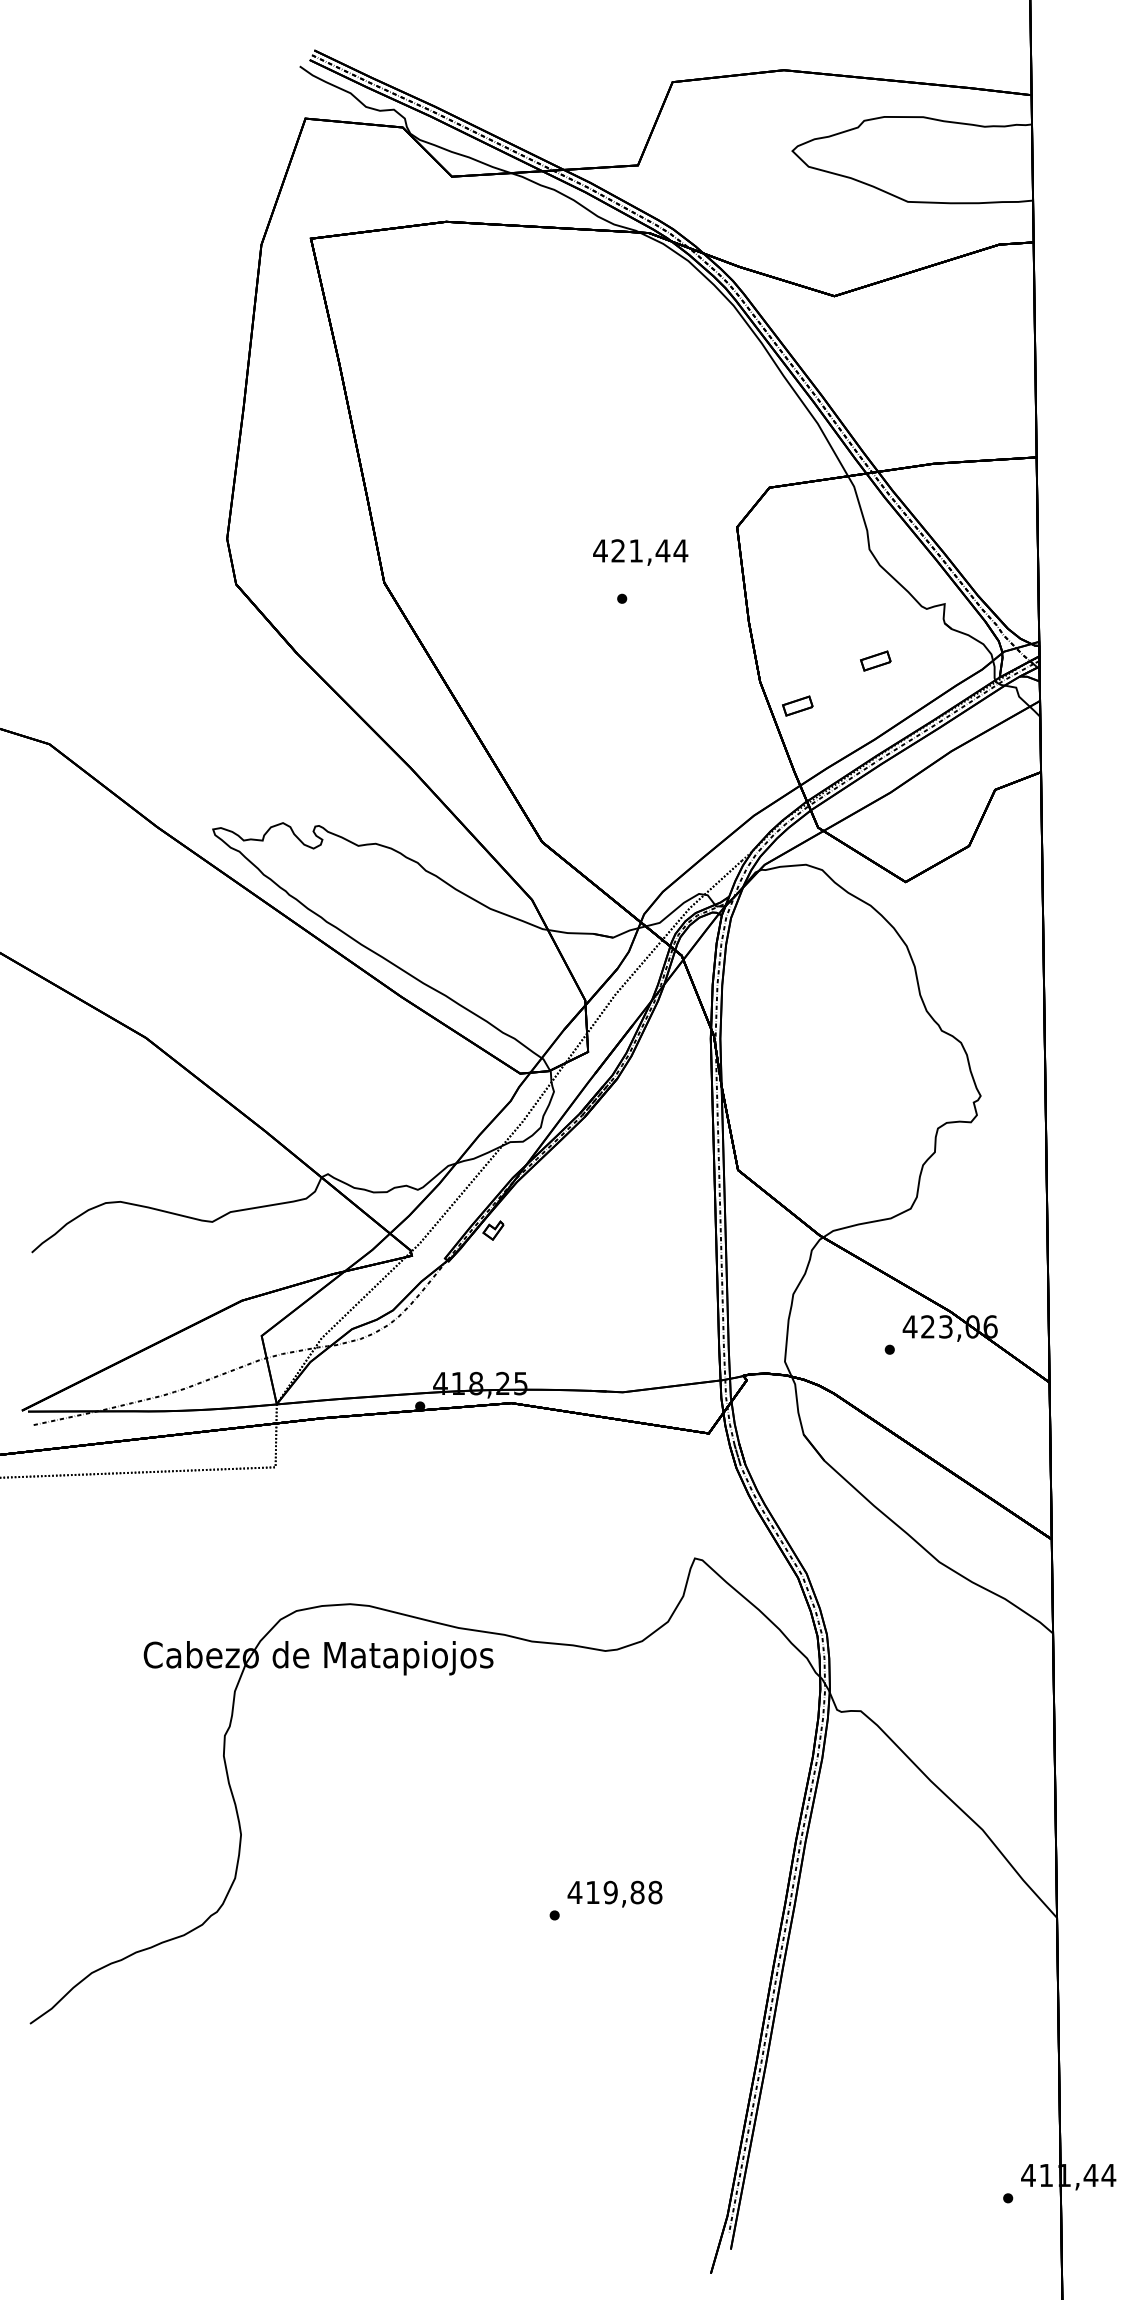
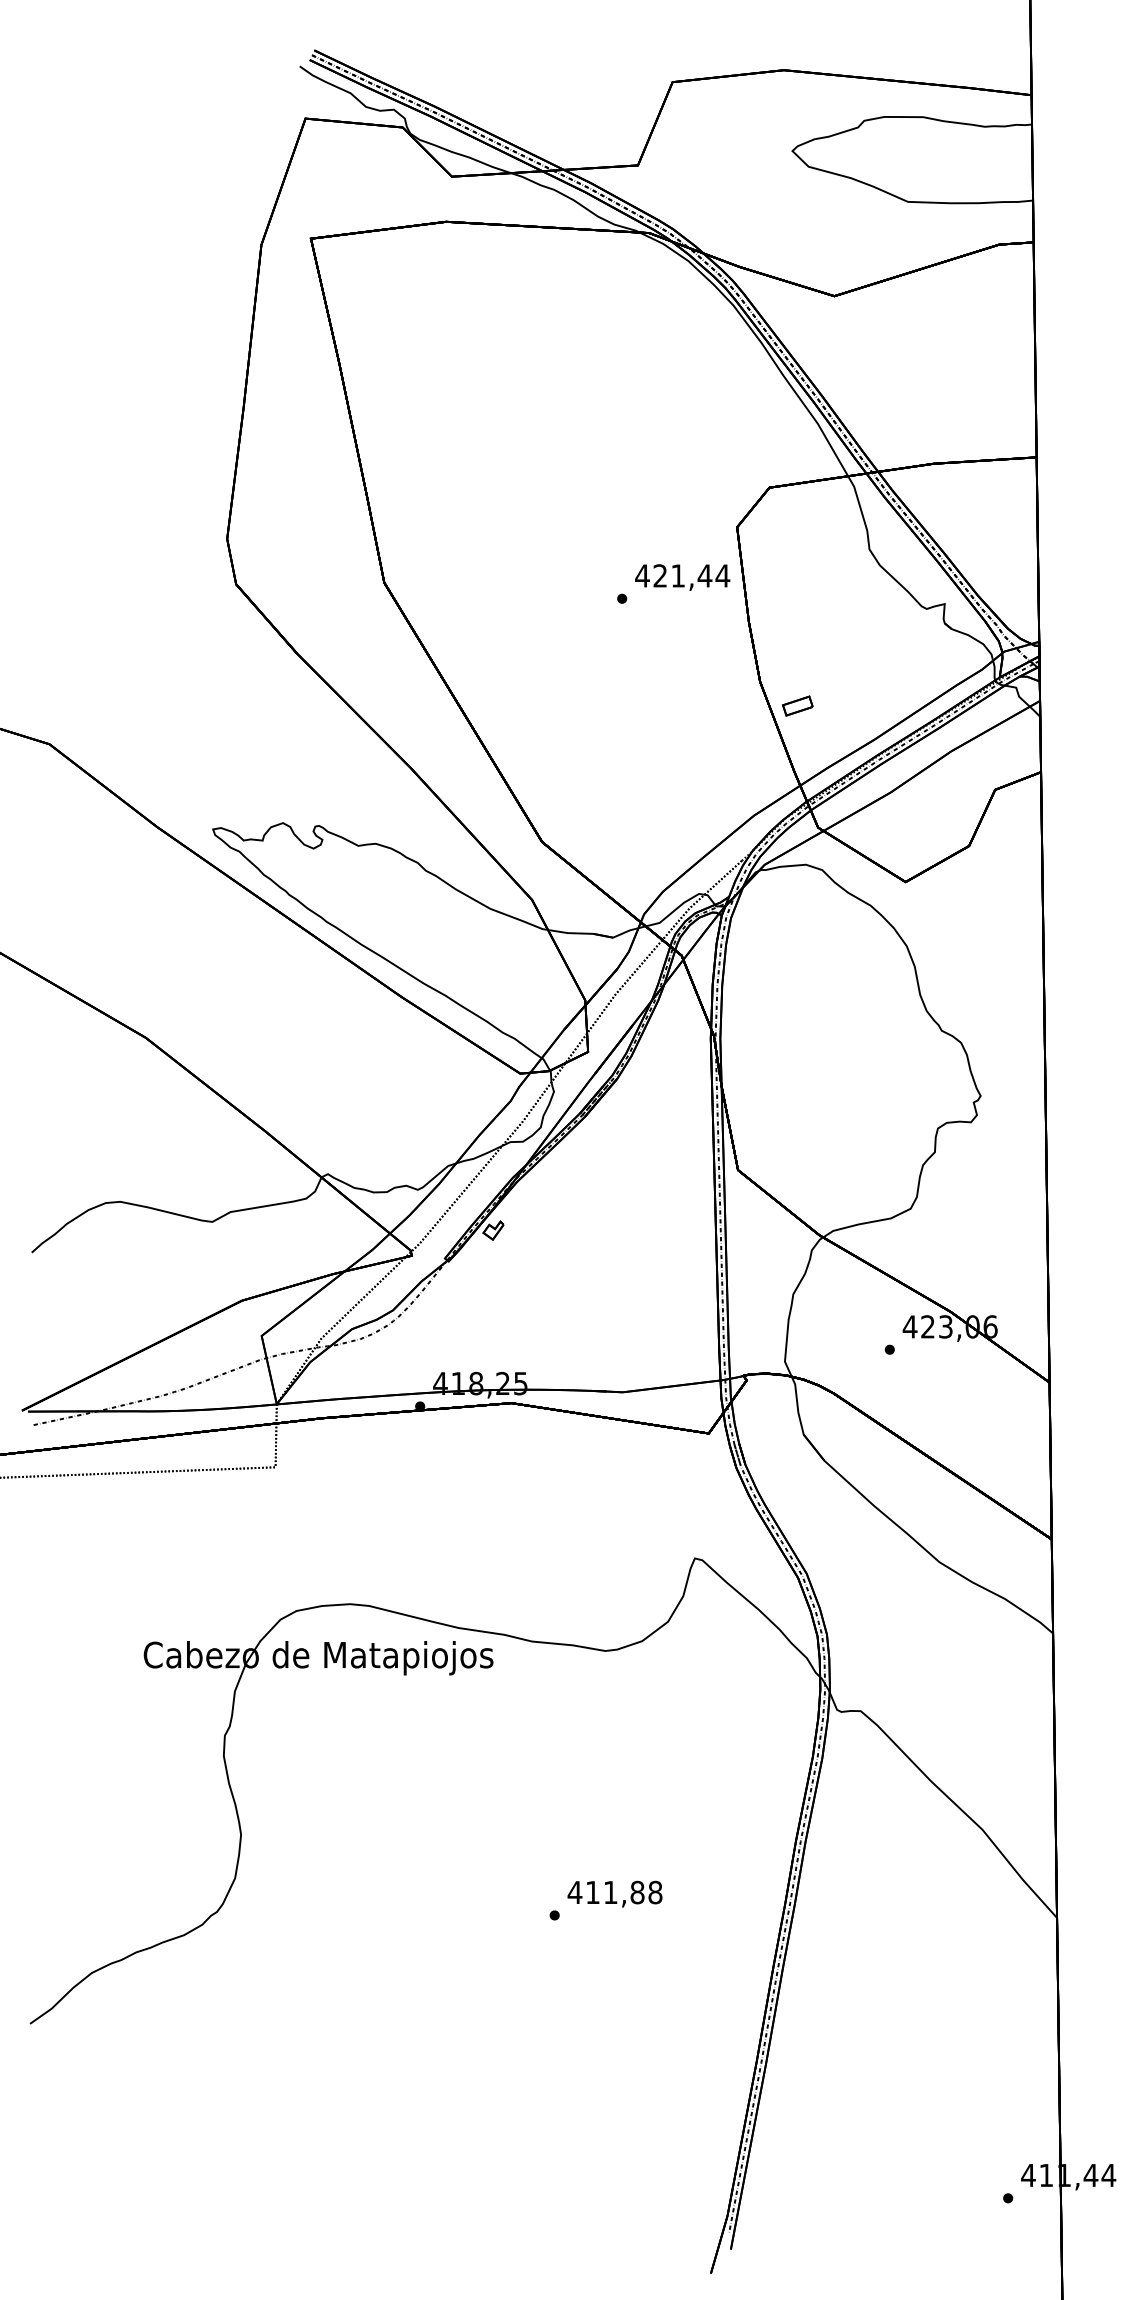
text position: (640, 552) -> (682, 577) (682, 577)
part: present -> none (875, 660)
text: 419,88 -> 411,88 (610, 1892)
